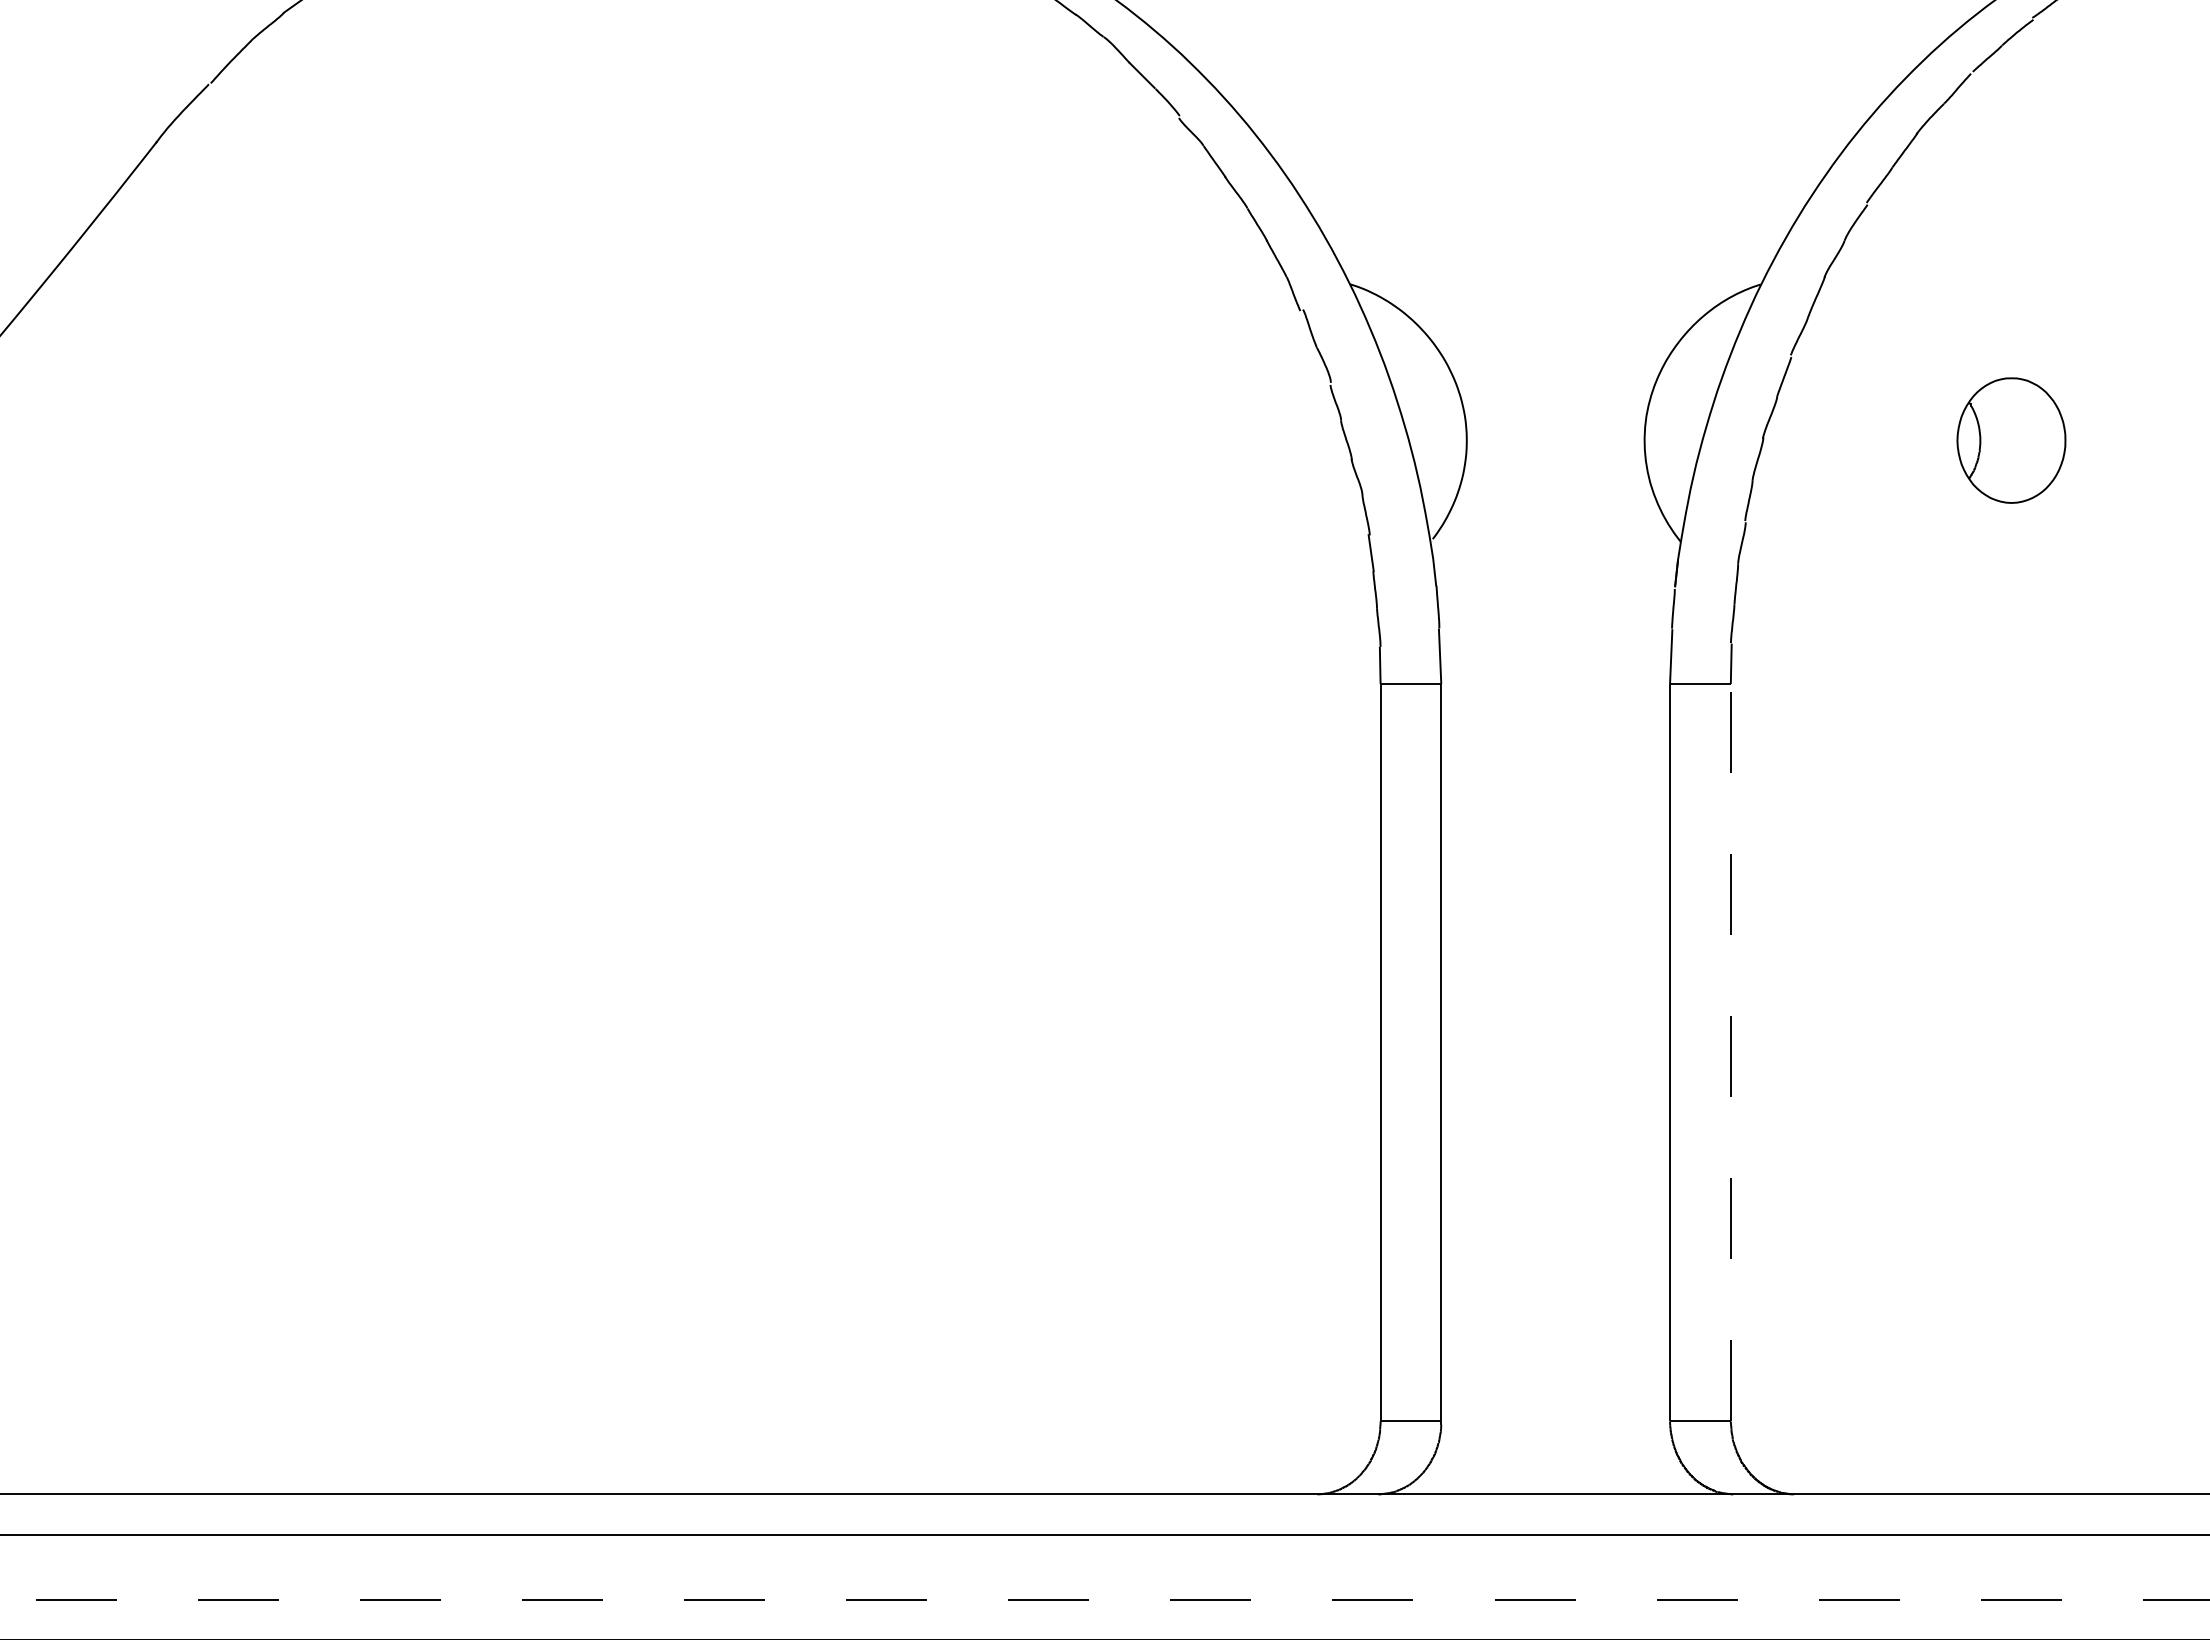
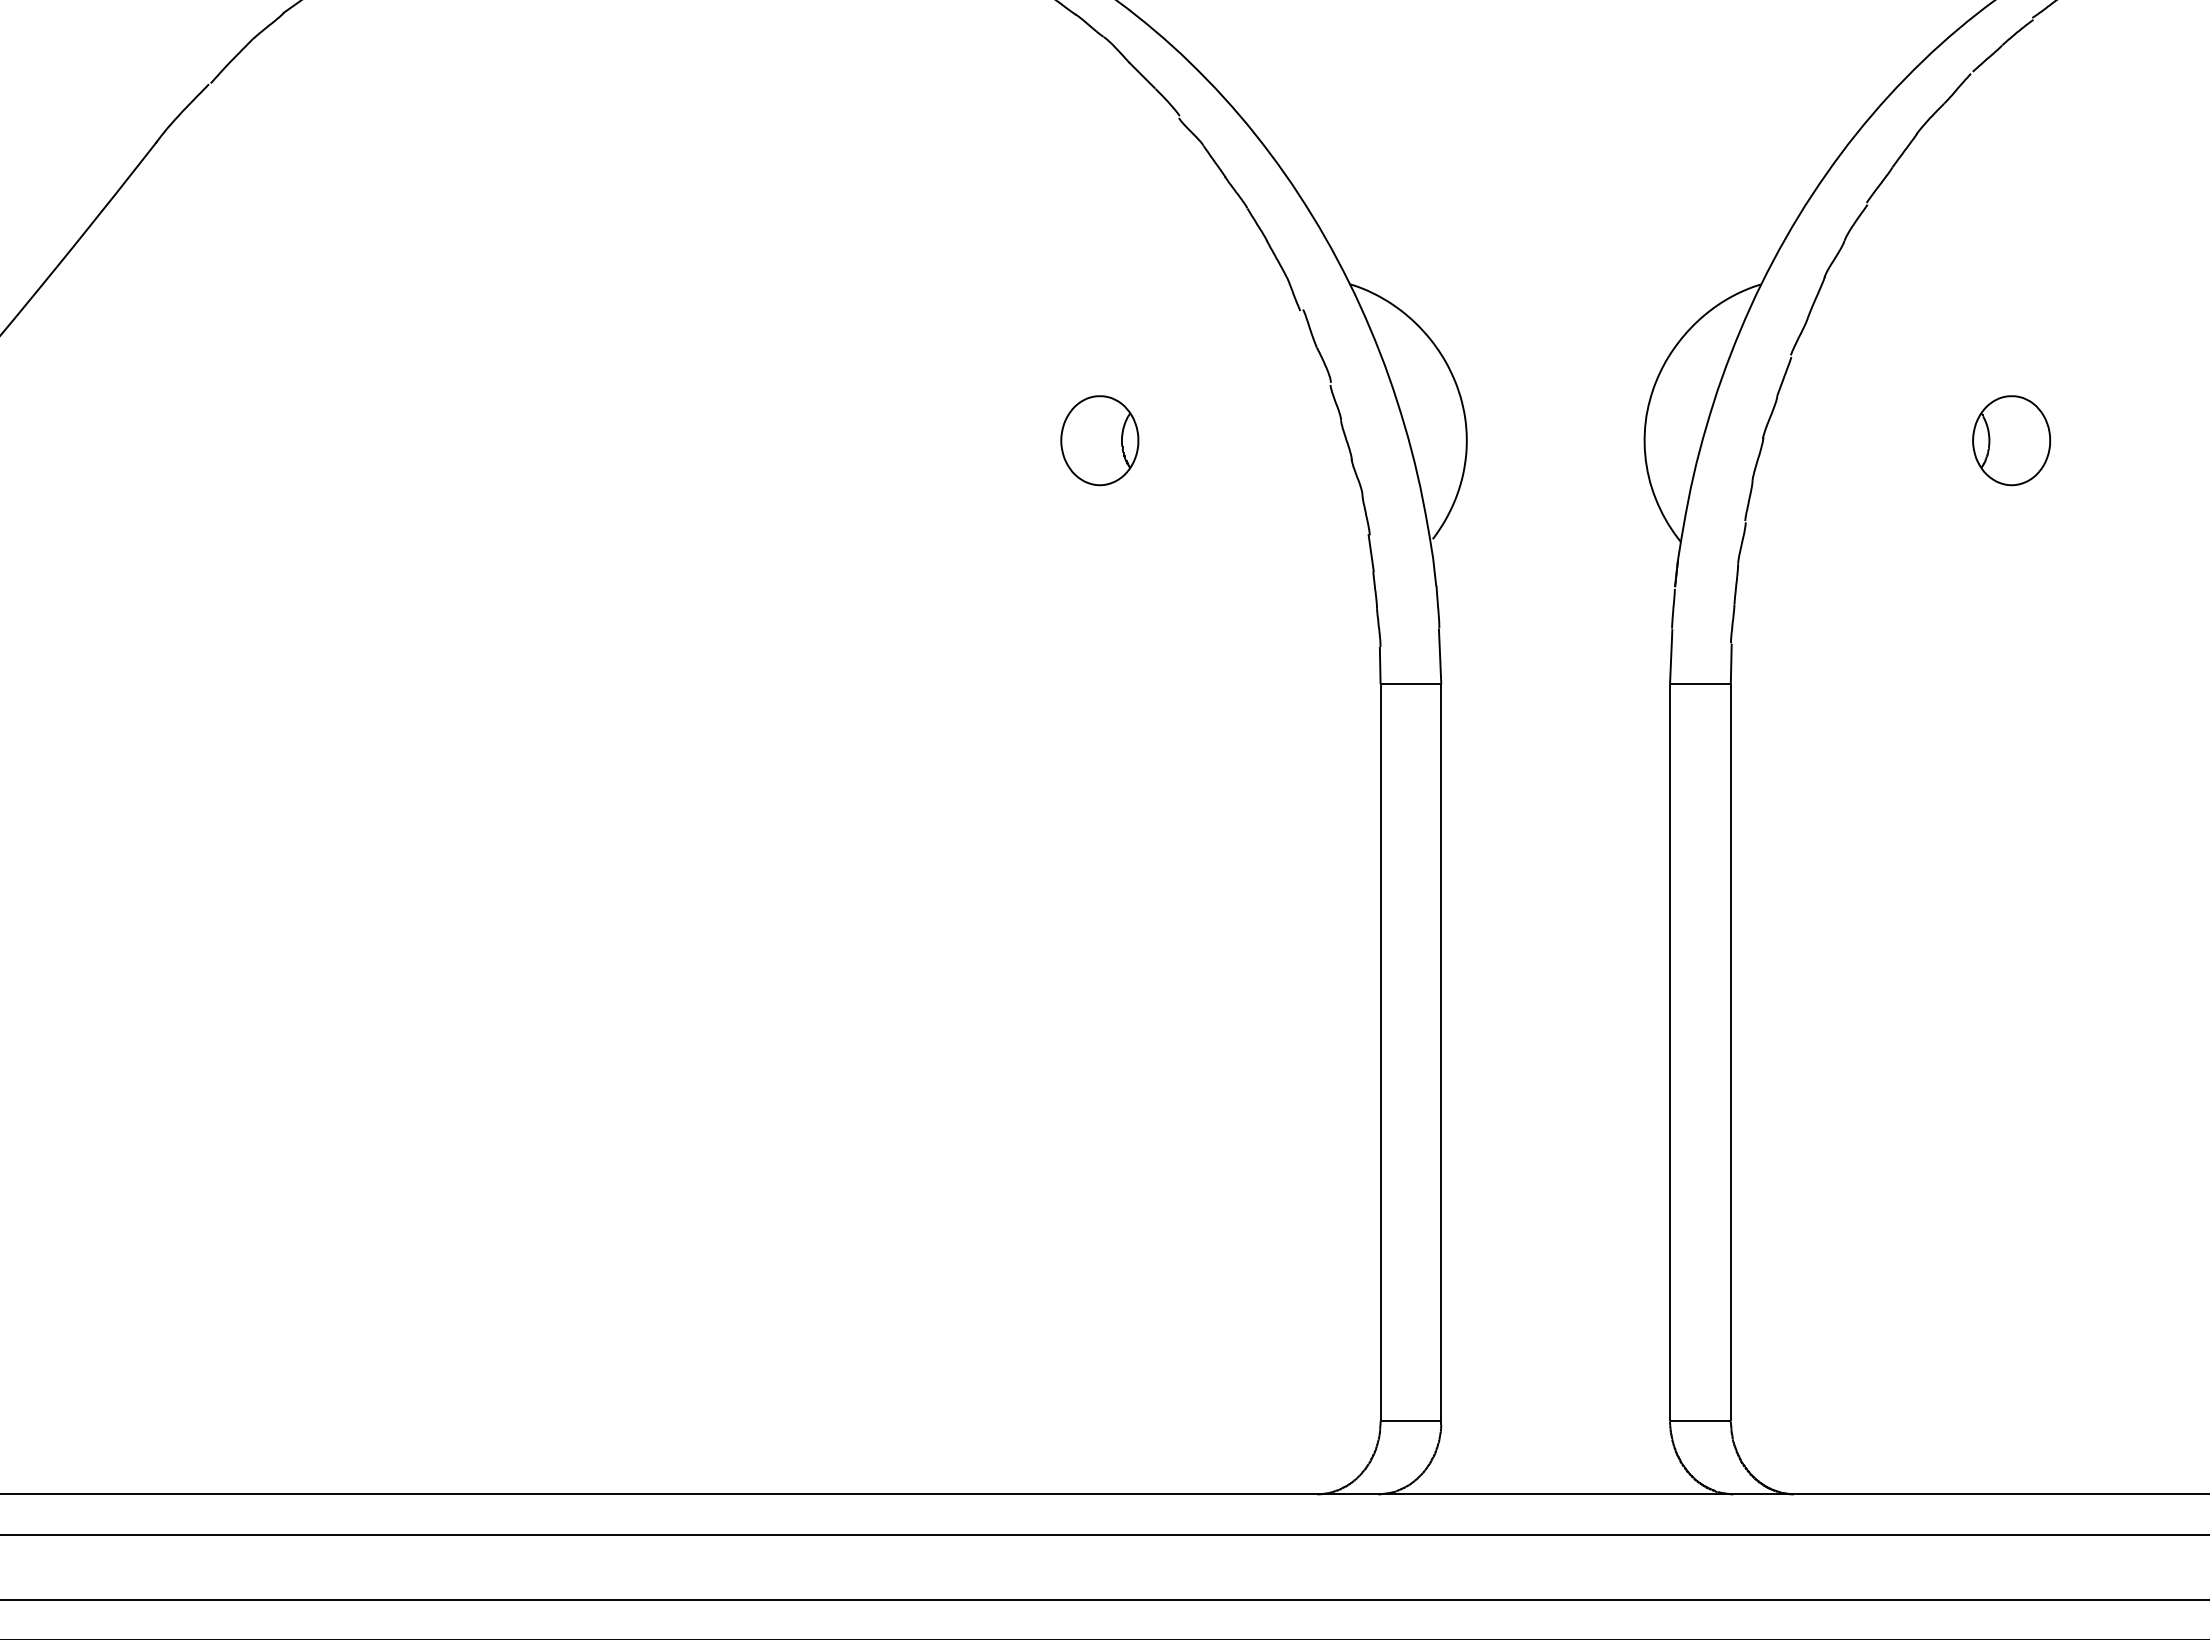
part: none -> present (1099, 440)
part size: 111x127 px -> 80x92 px (2011, 440)
line: dashed -> solid (1730, 1052)
line: dashed -> solid (1105, 1599)
